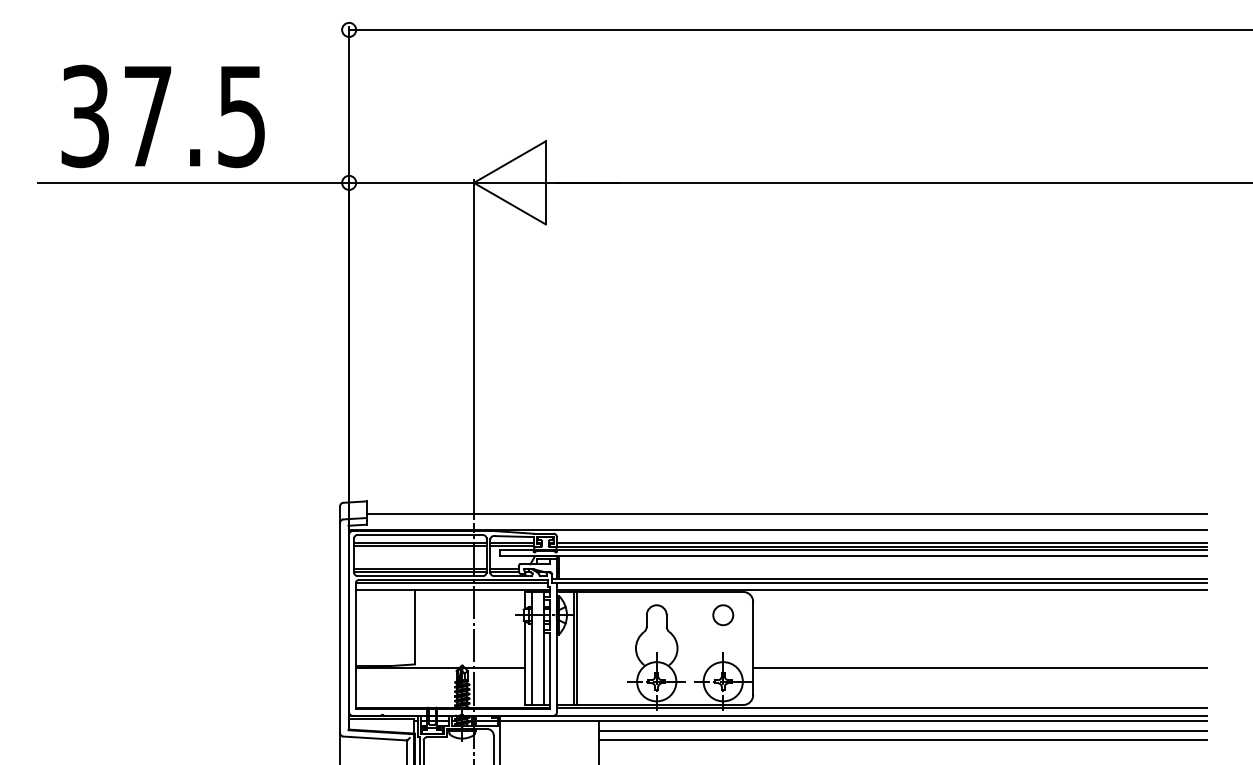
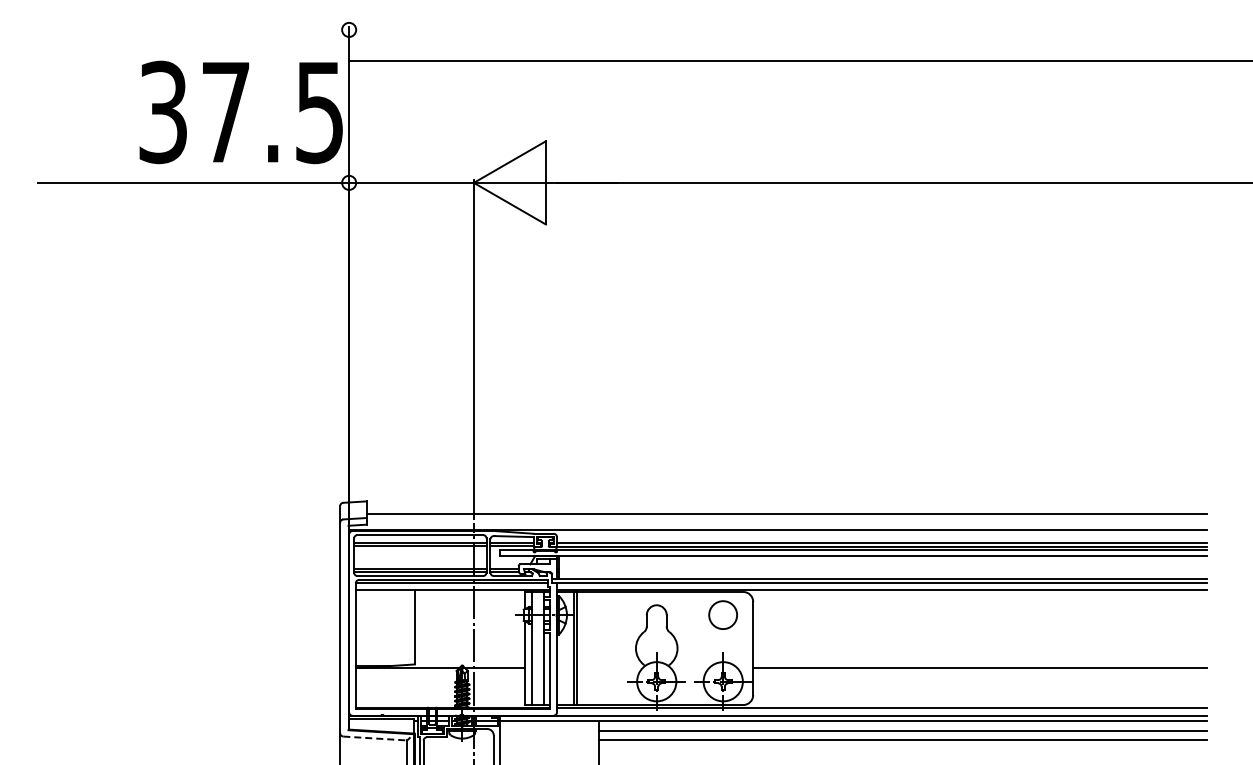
line position: (799, 29) -> (799, 60) (799, 60)
text position: (162, 116) -> (240, 112) (240, 112)
circle size: 23x23 px -> 30x30 px (722, 614)
line: solid -> dashed (375, 738)
